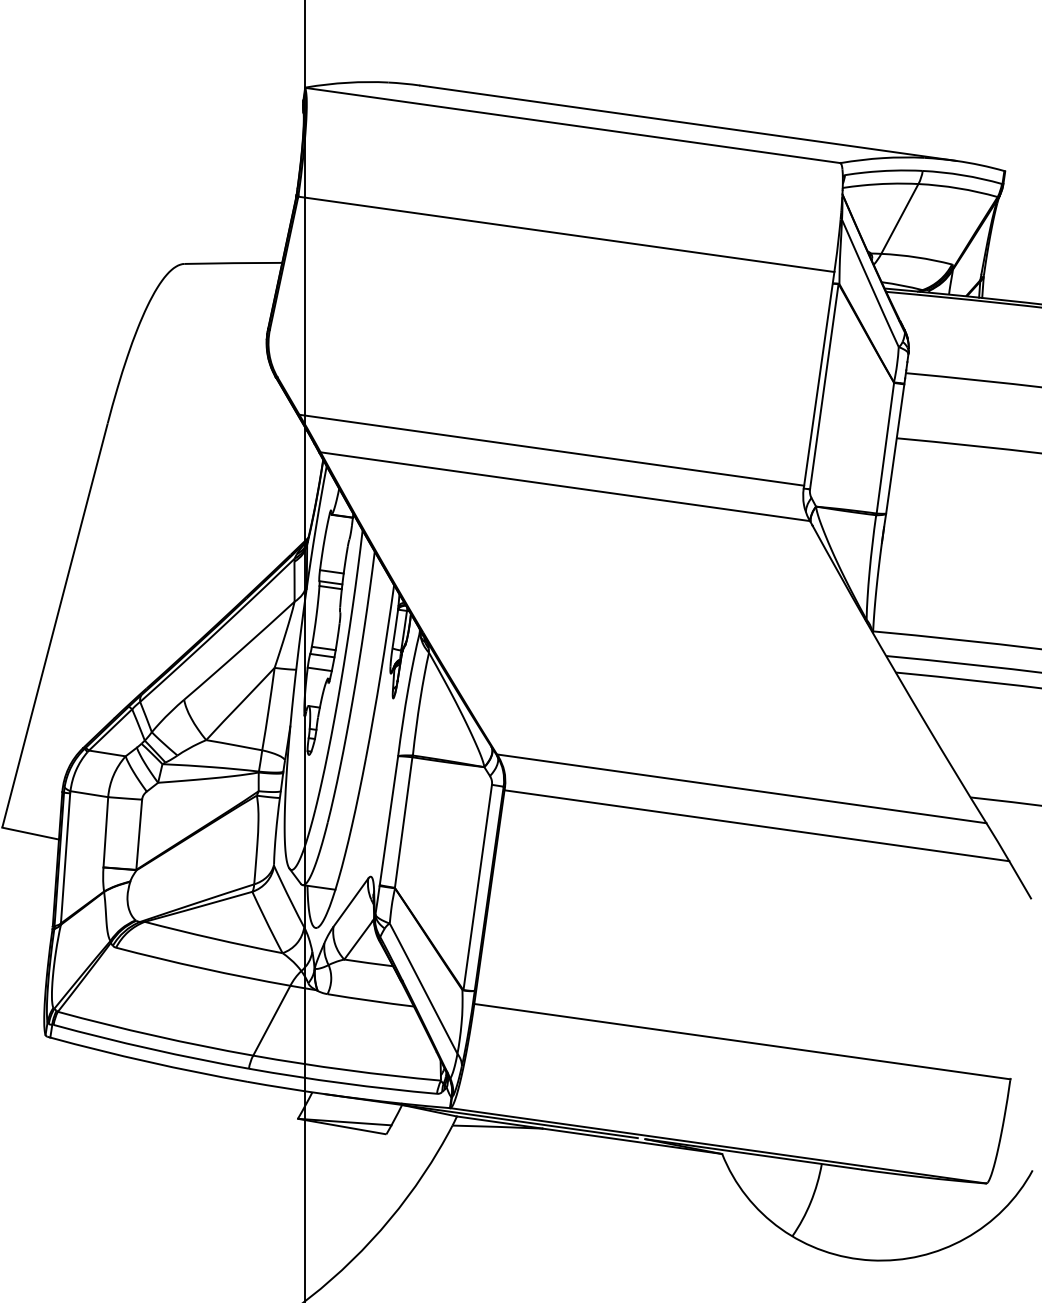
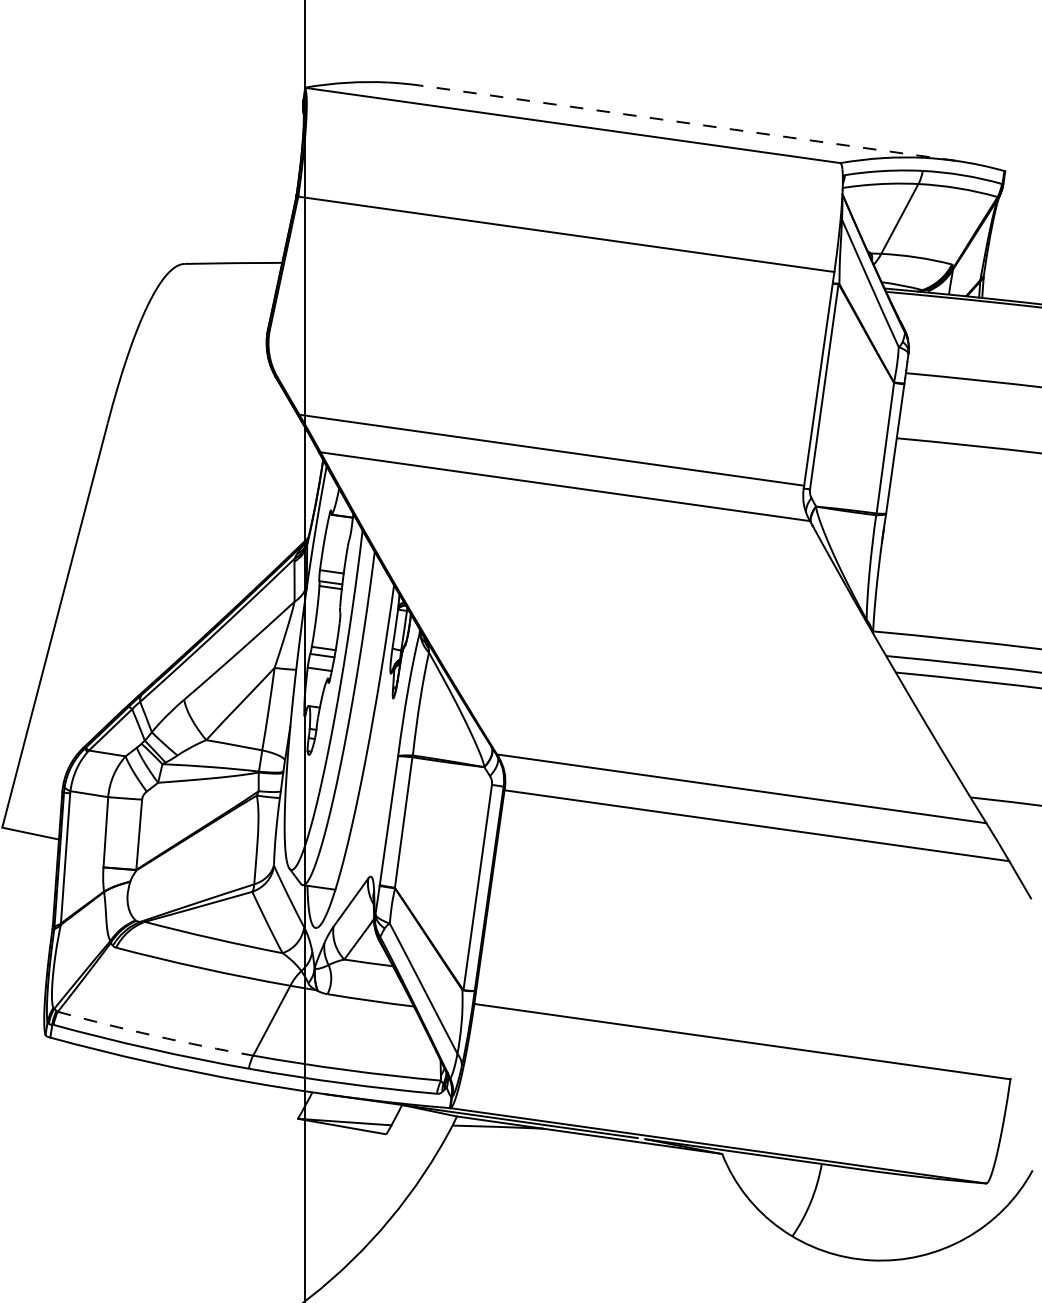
line: solid -> dashed (688, 123)
arc: solid -> dashed (155, 1035)
